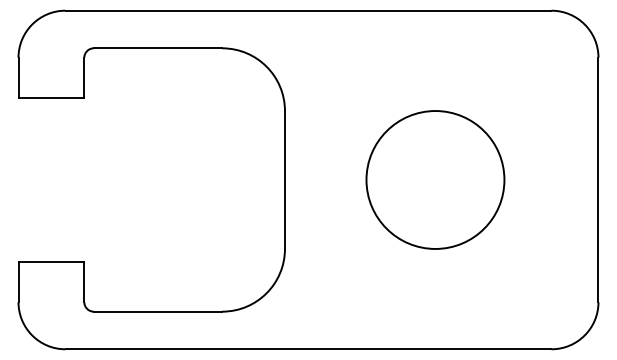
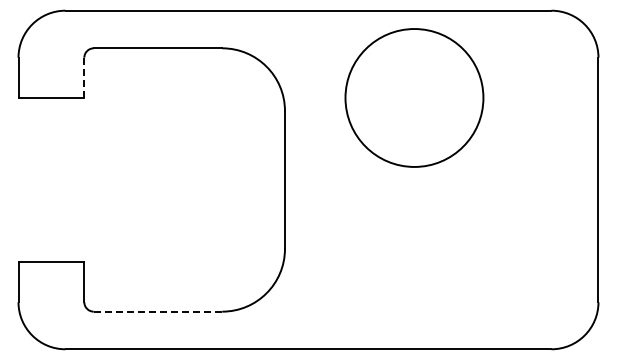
line: solid -> dashed (84, 77)
circle position: (435, 179) -> (414, 97) (414, 97)
line: solid -> dashed (157, 311)
